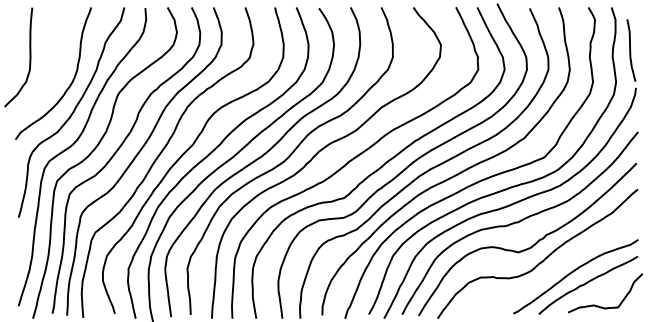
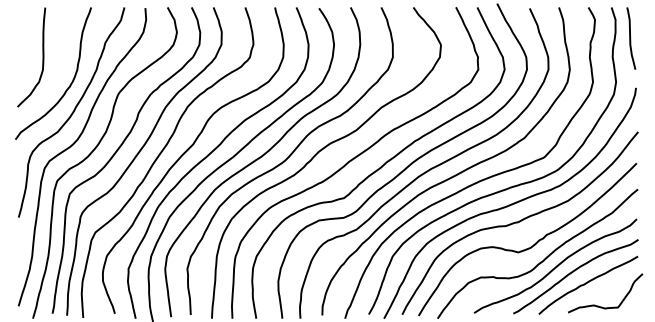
curve position: (631, 50) -> (631, 38) (631, 38)
curve position: (29, 57) -> (42, 57) (42, 57)
curve: none -> present (556, 265)
